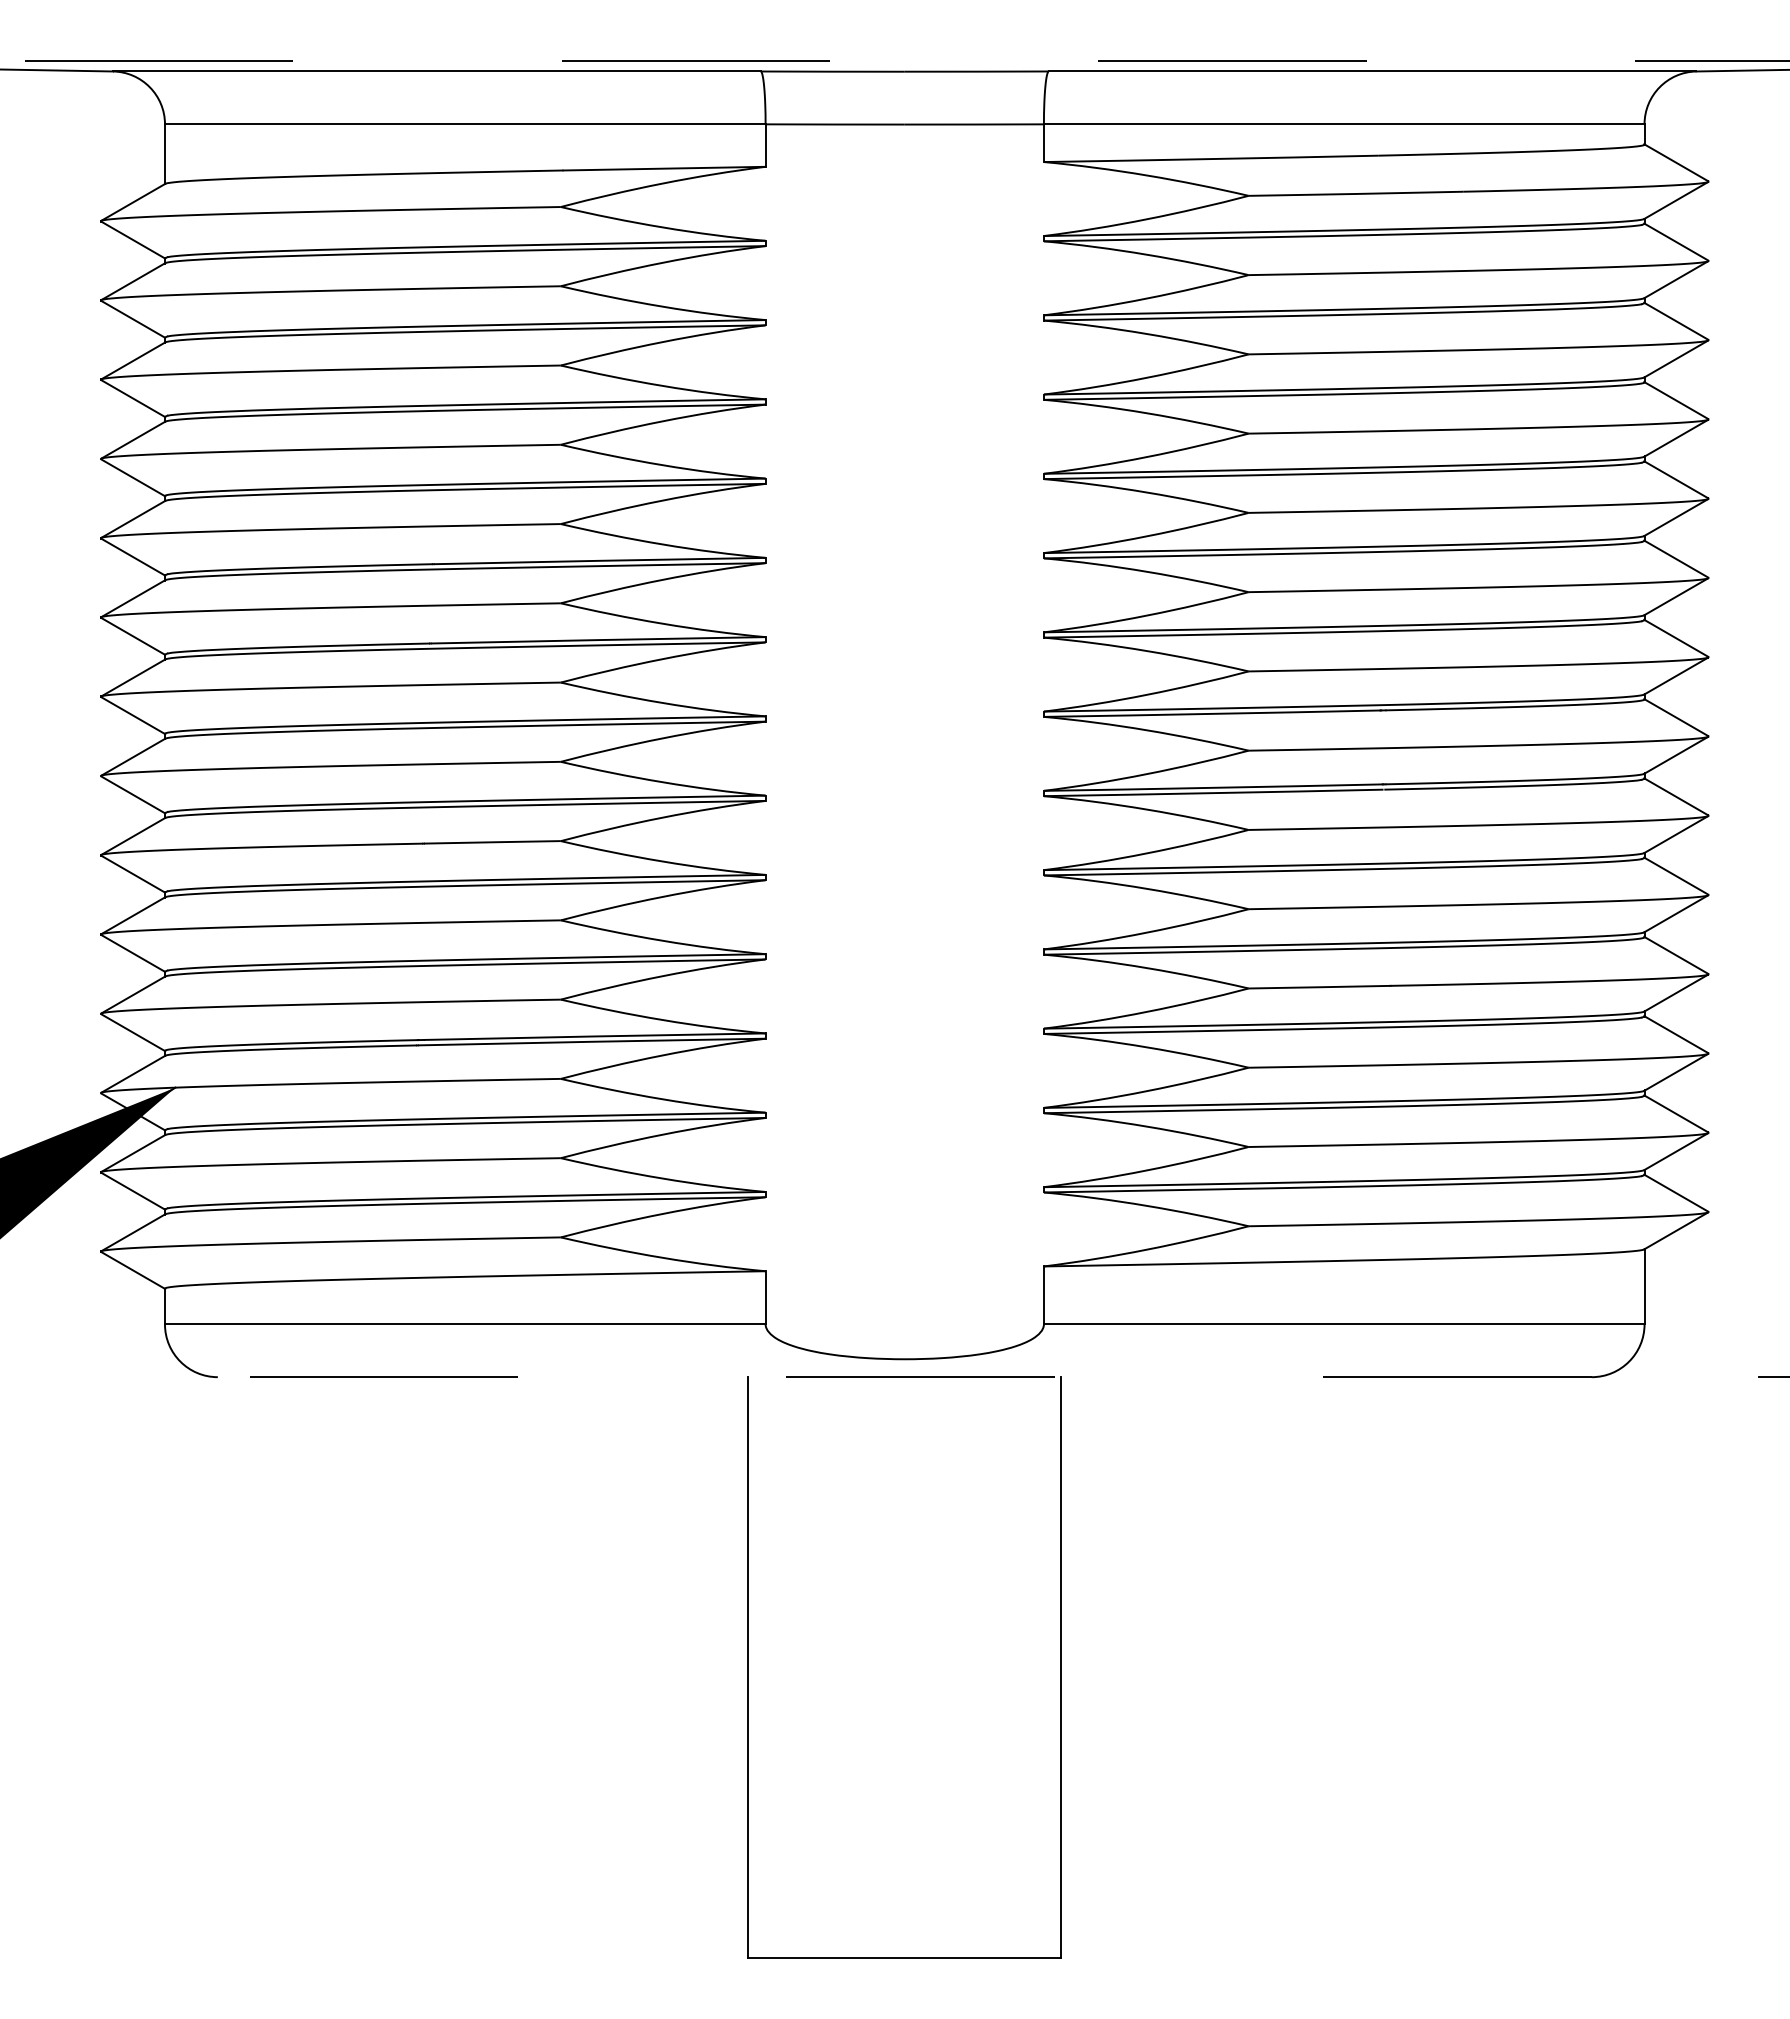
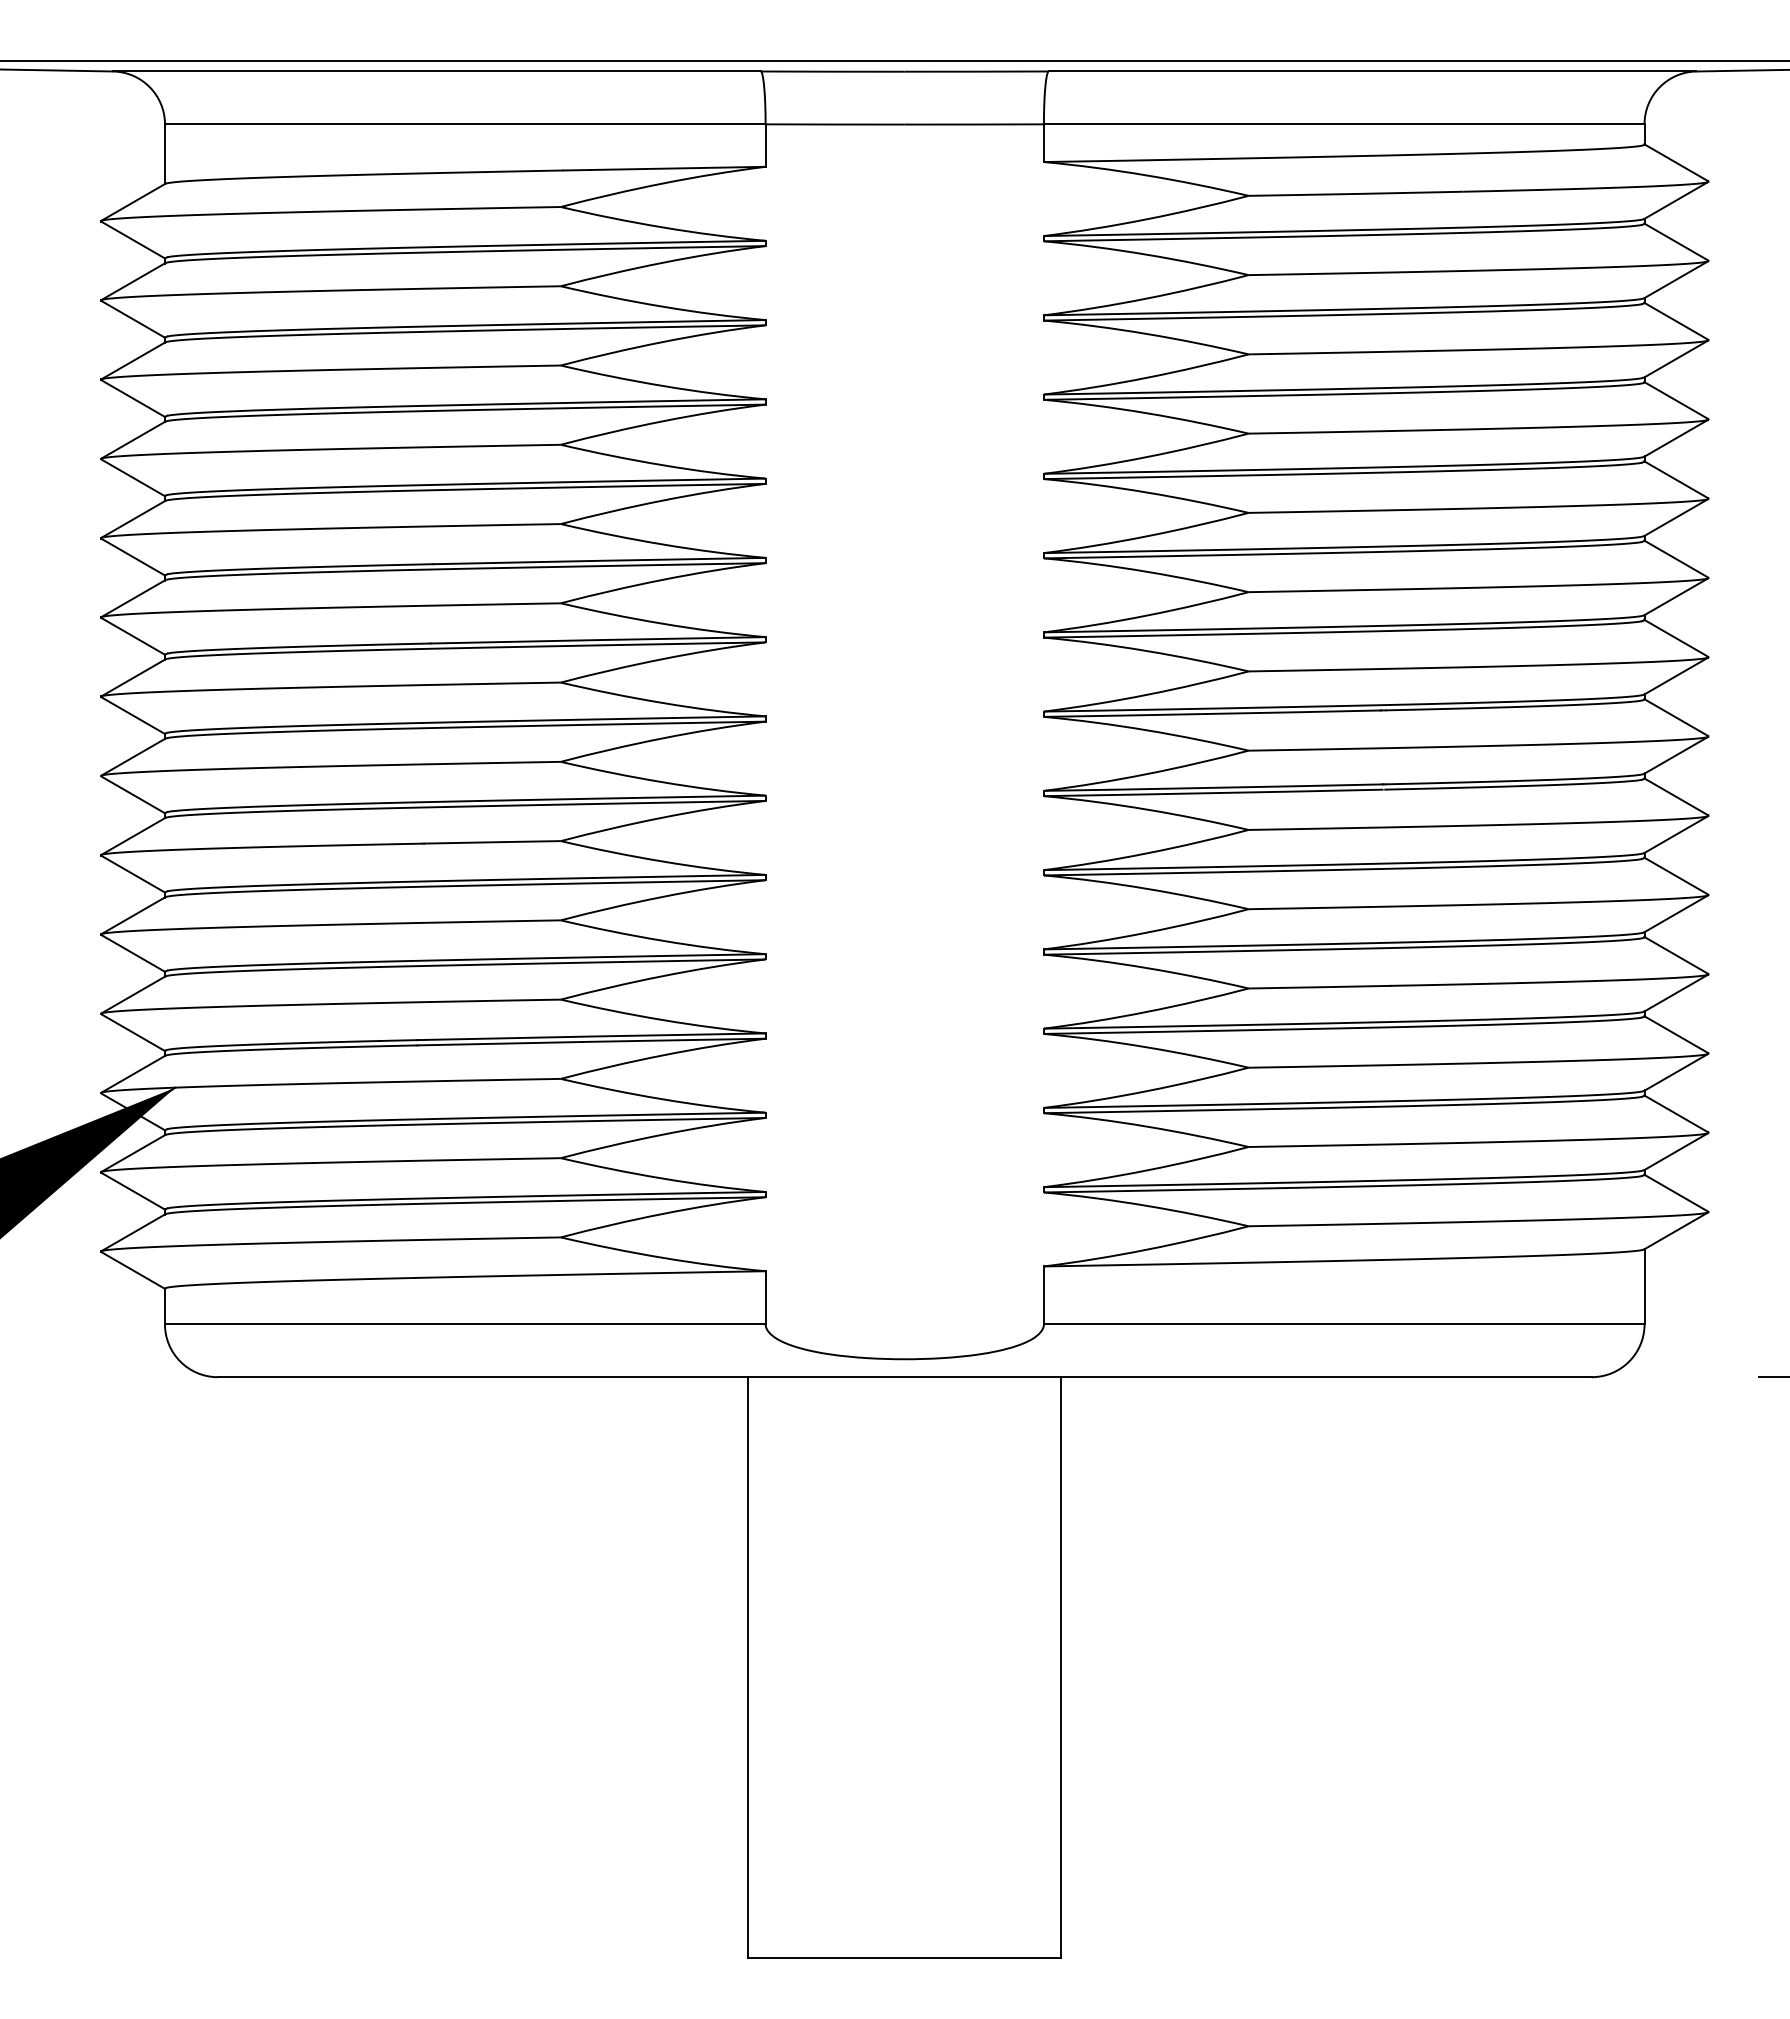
line: dashed -> solid (895, 60)
line: dashed -> solid (904, 1377)
